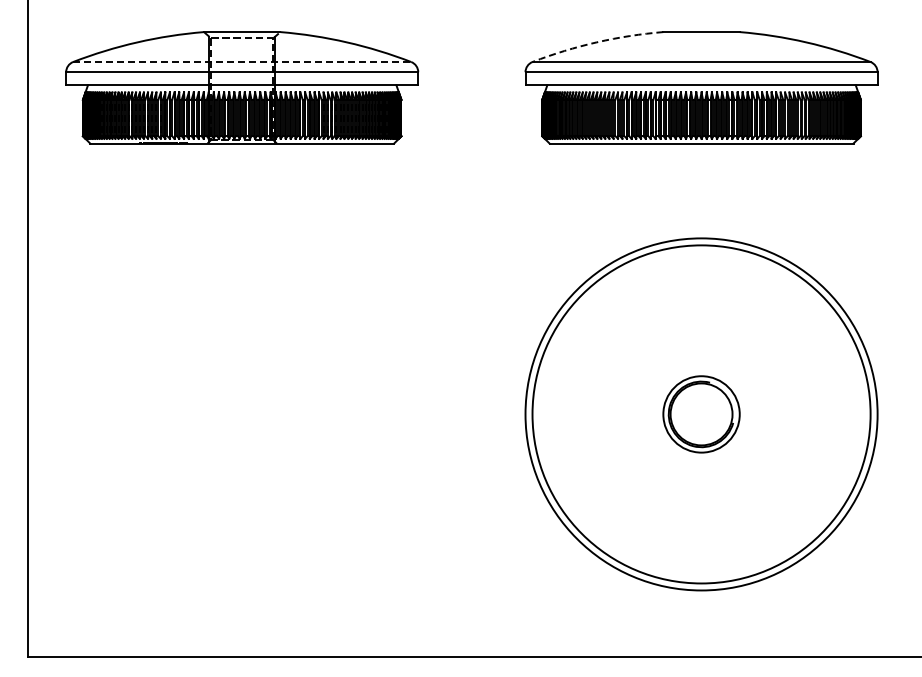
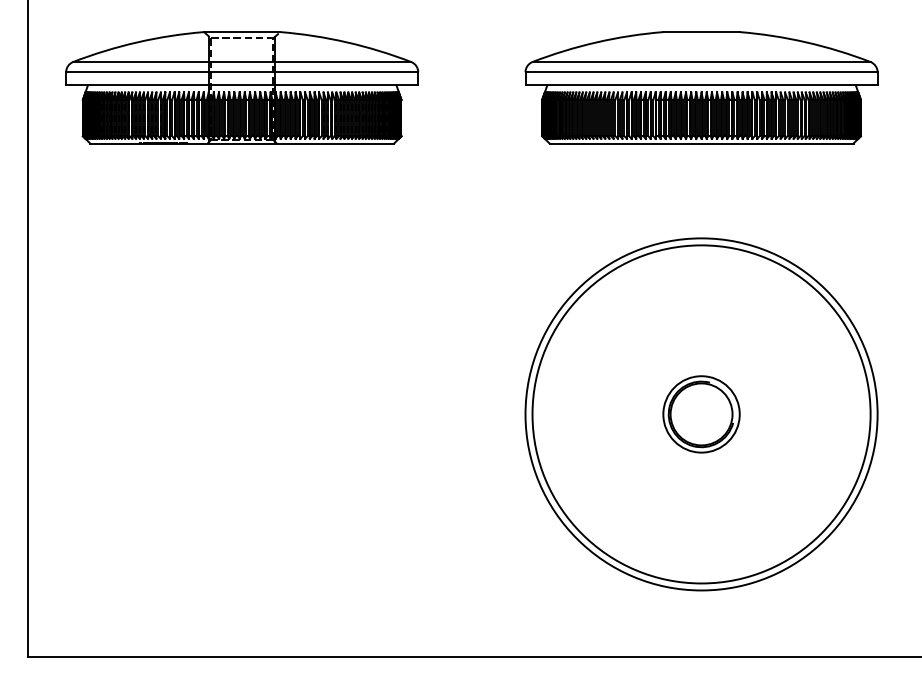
arc: dashed -> solid (596, 42)
line: dashed -> solid (242, 62)
